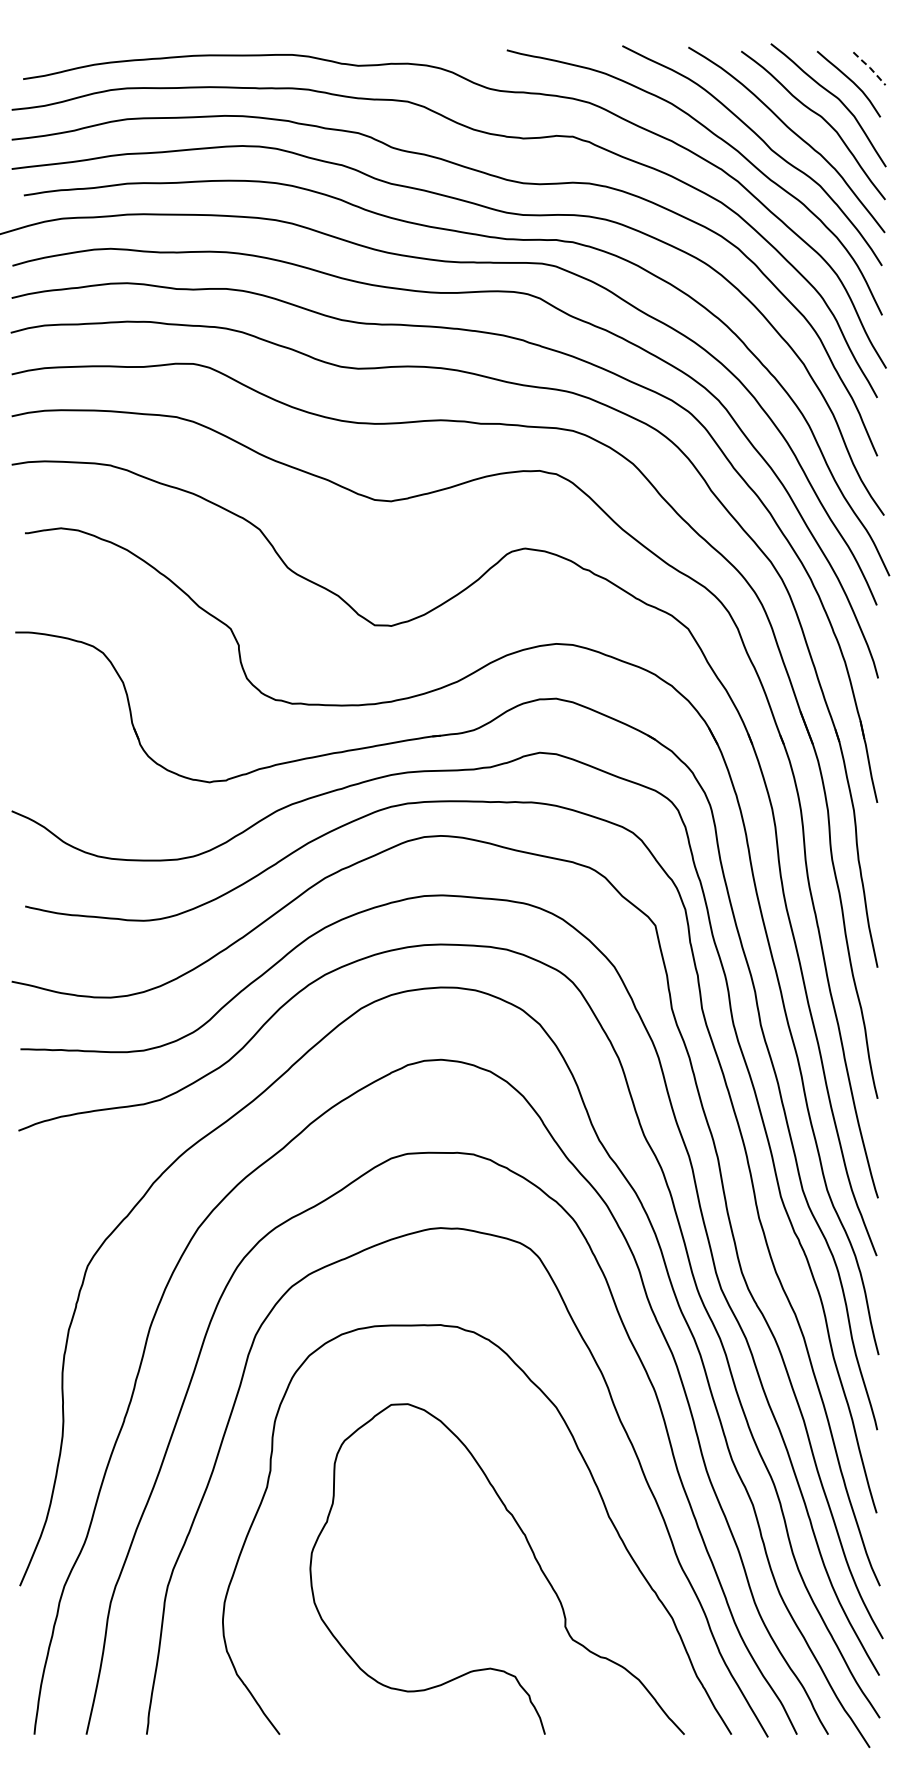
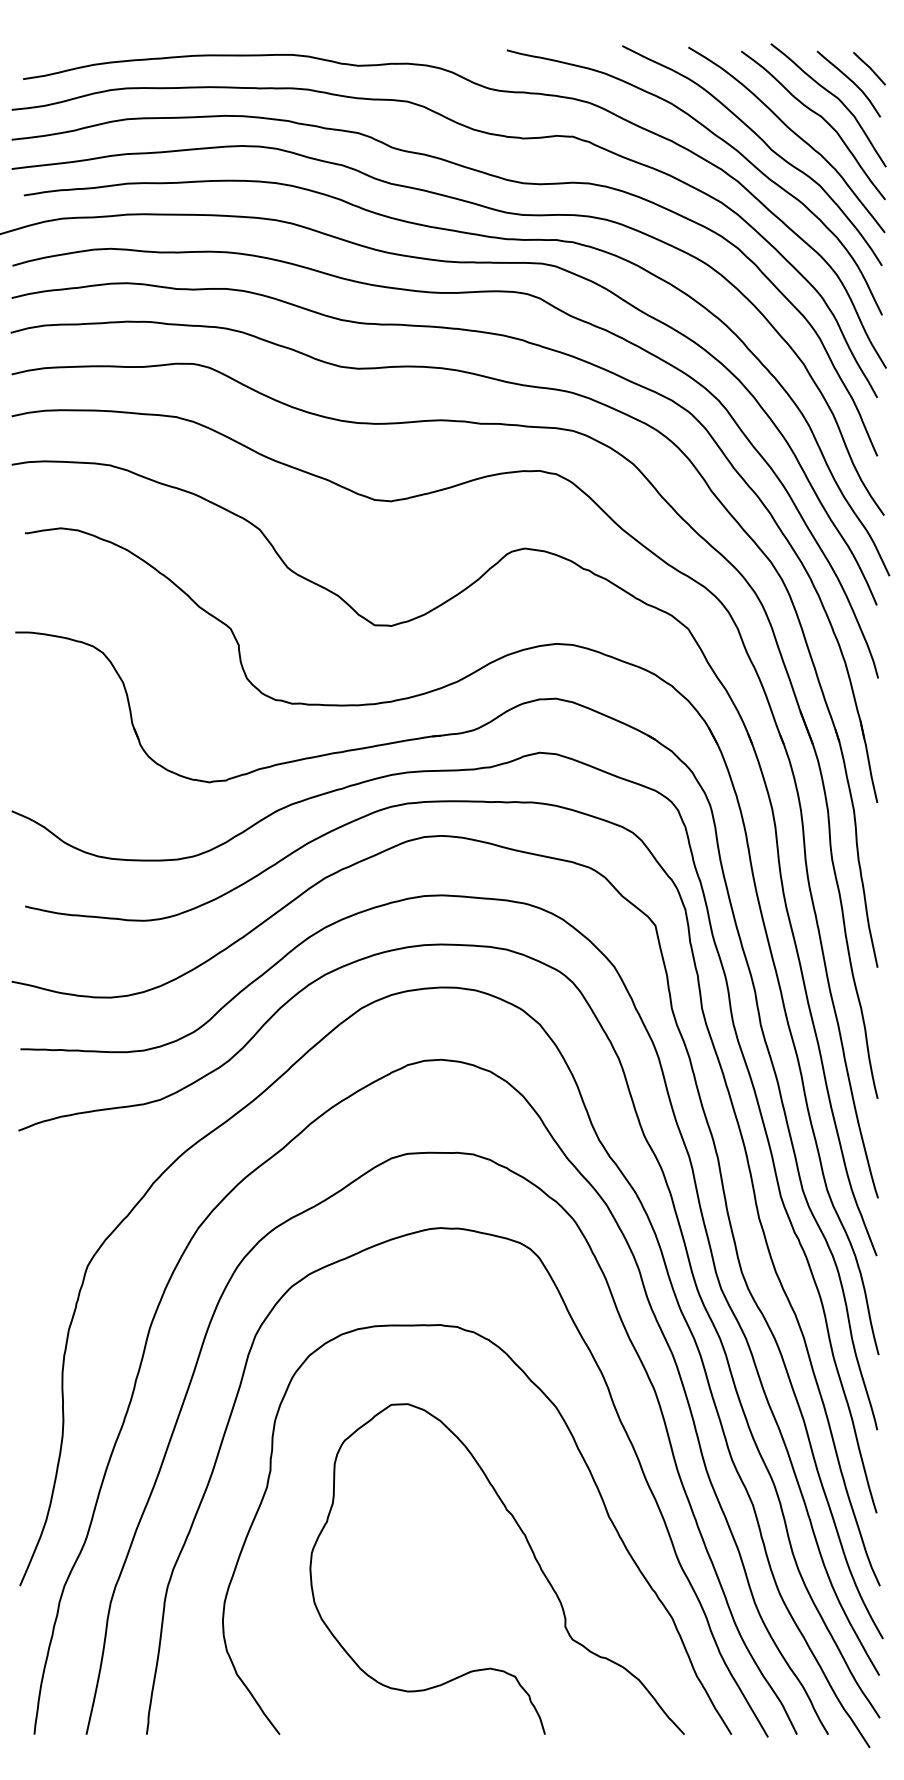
line: dashed -> solid (870, 67)
